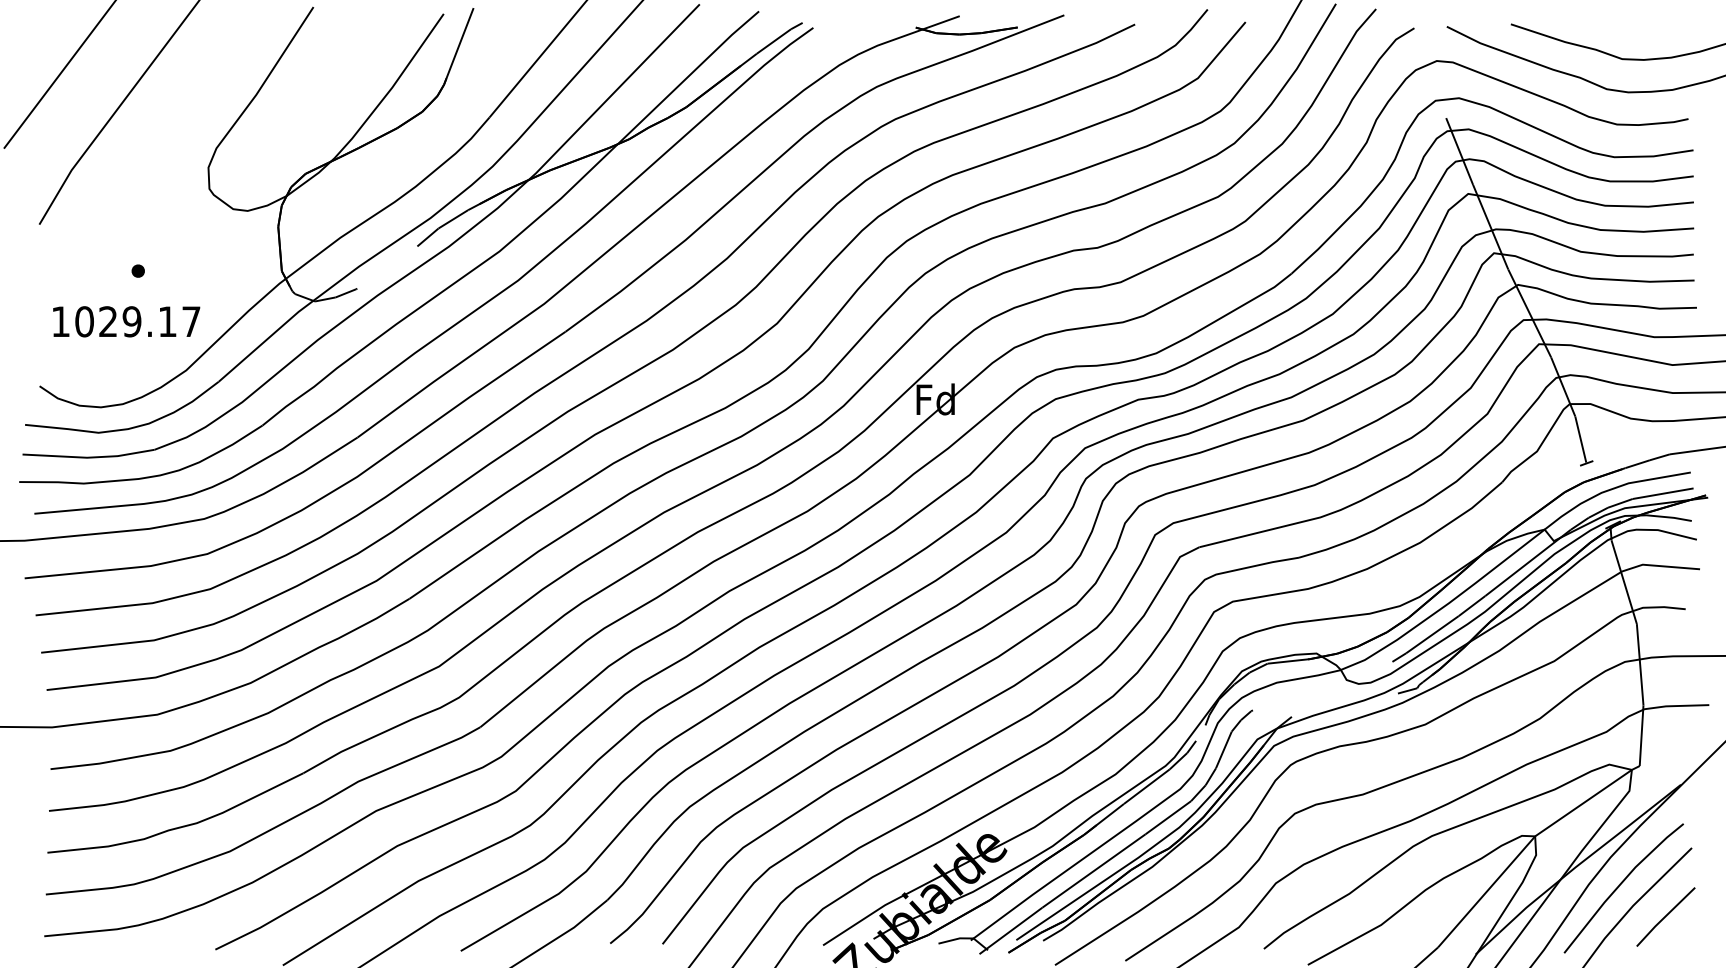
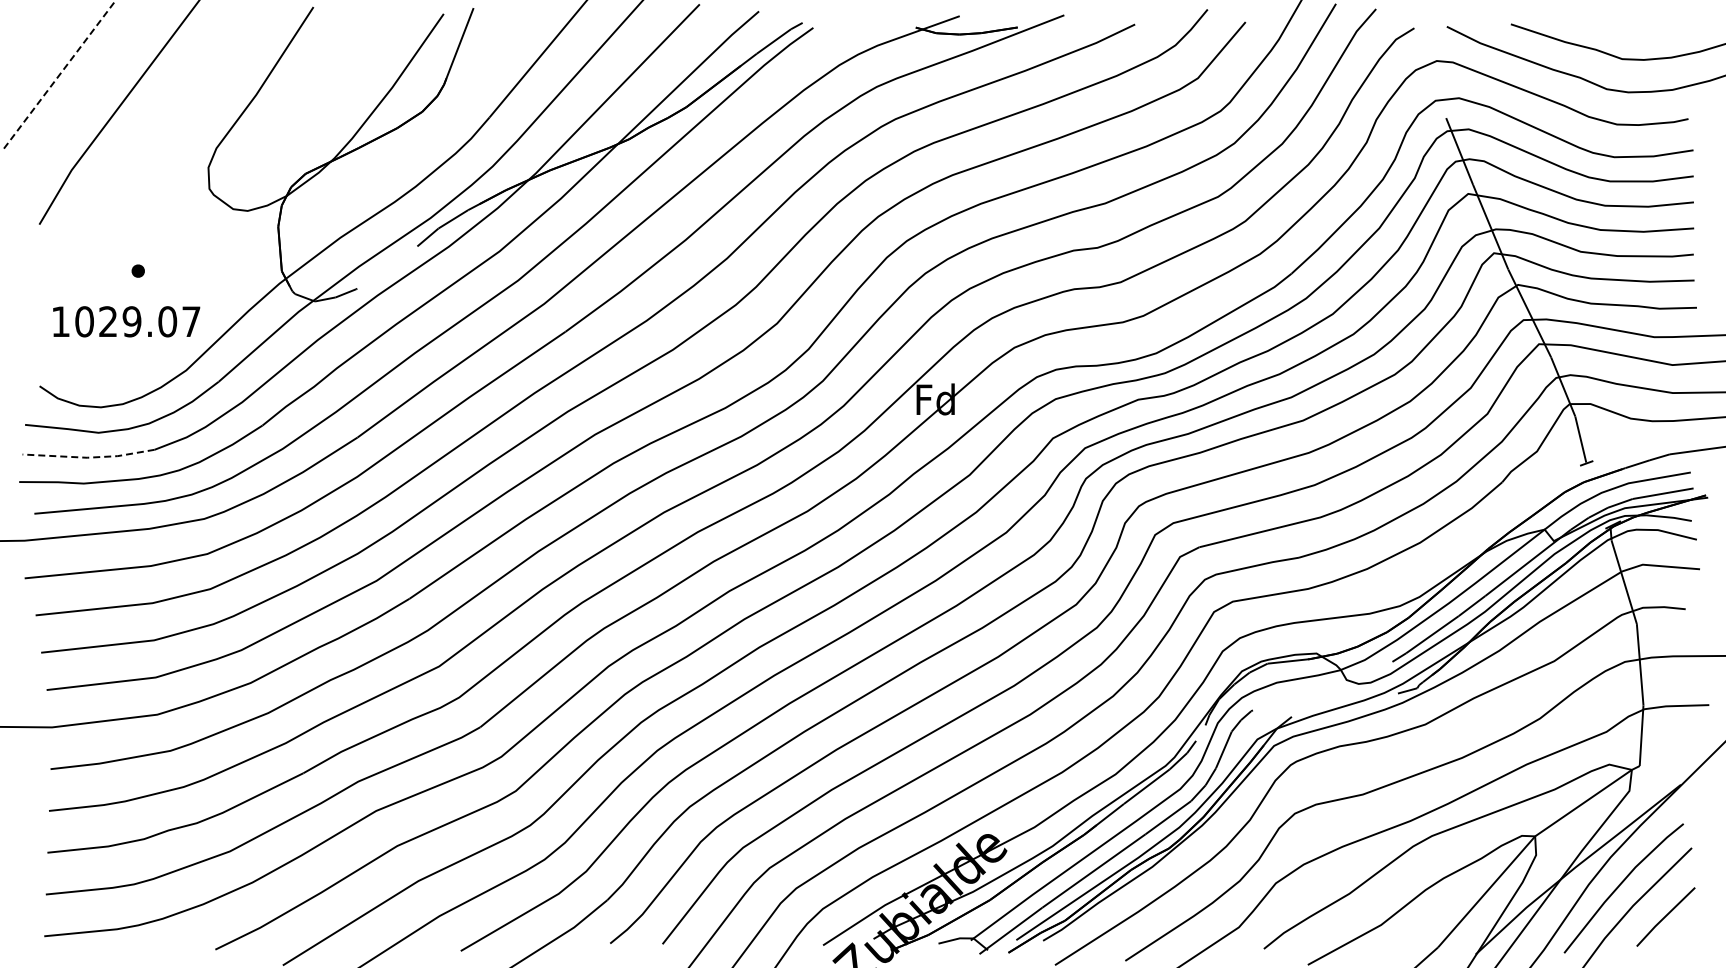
line: solid -> dashed (59, 74)
text: 1029.17 -> 1029.07 (167, 321)
line: solid -> dashed (89, 457)
